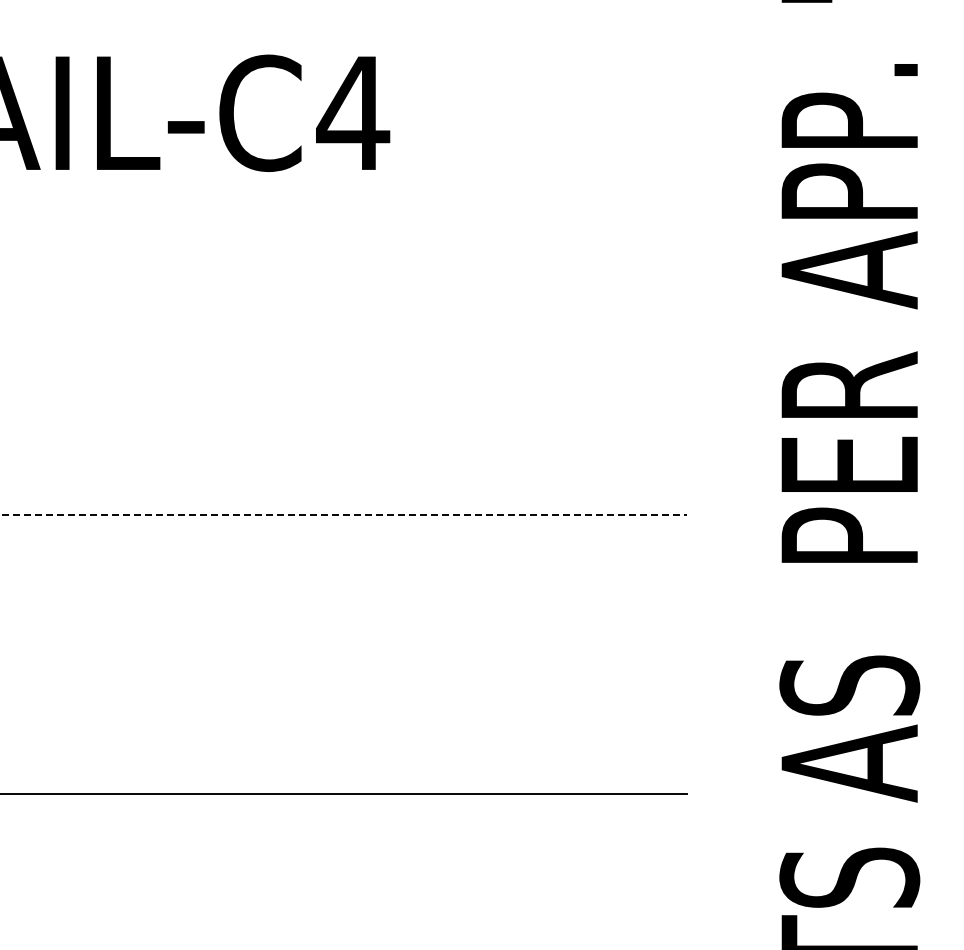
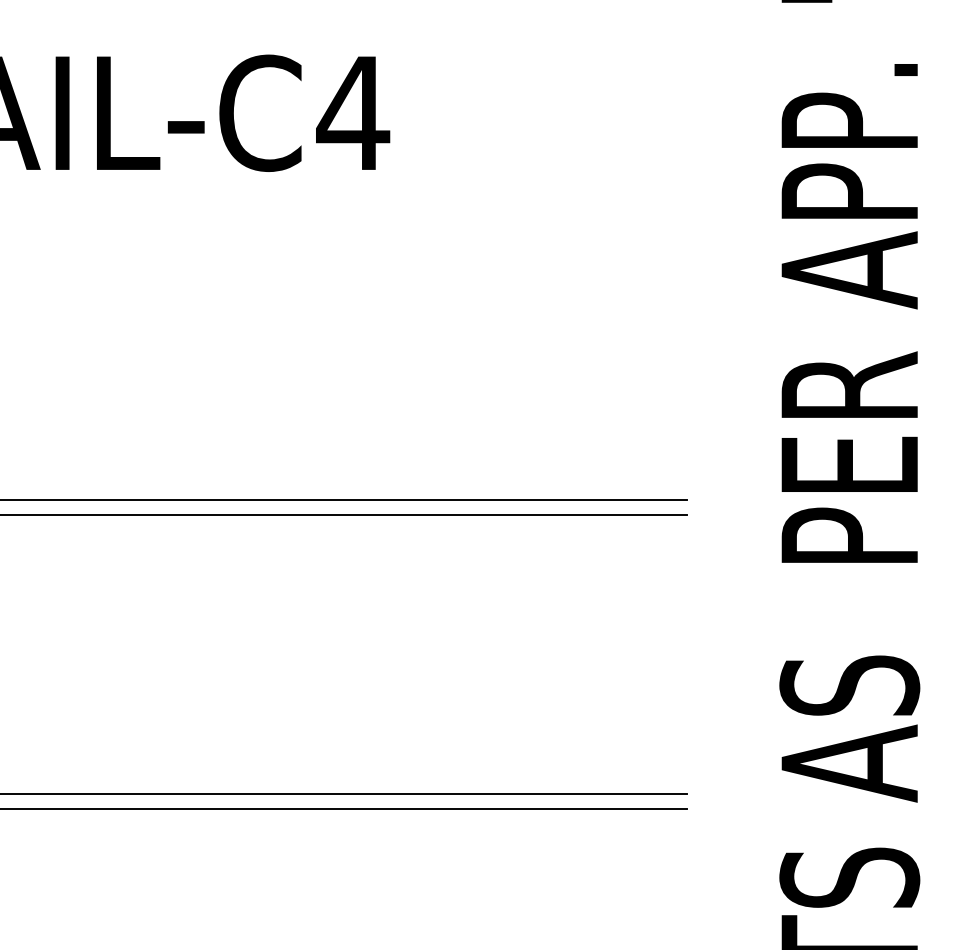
line: none -> present (344, 499)
line: dashed -> solid (344, 514)
line: none -> present (344, 809)
